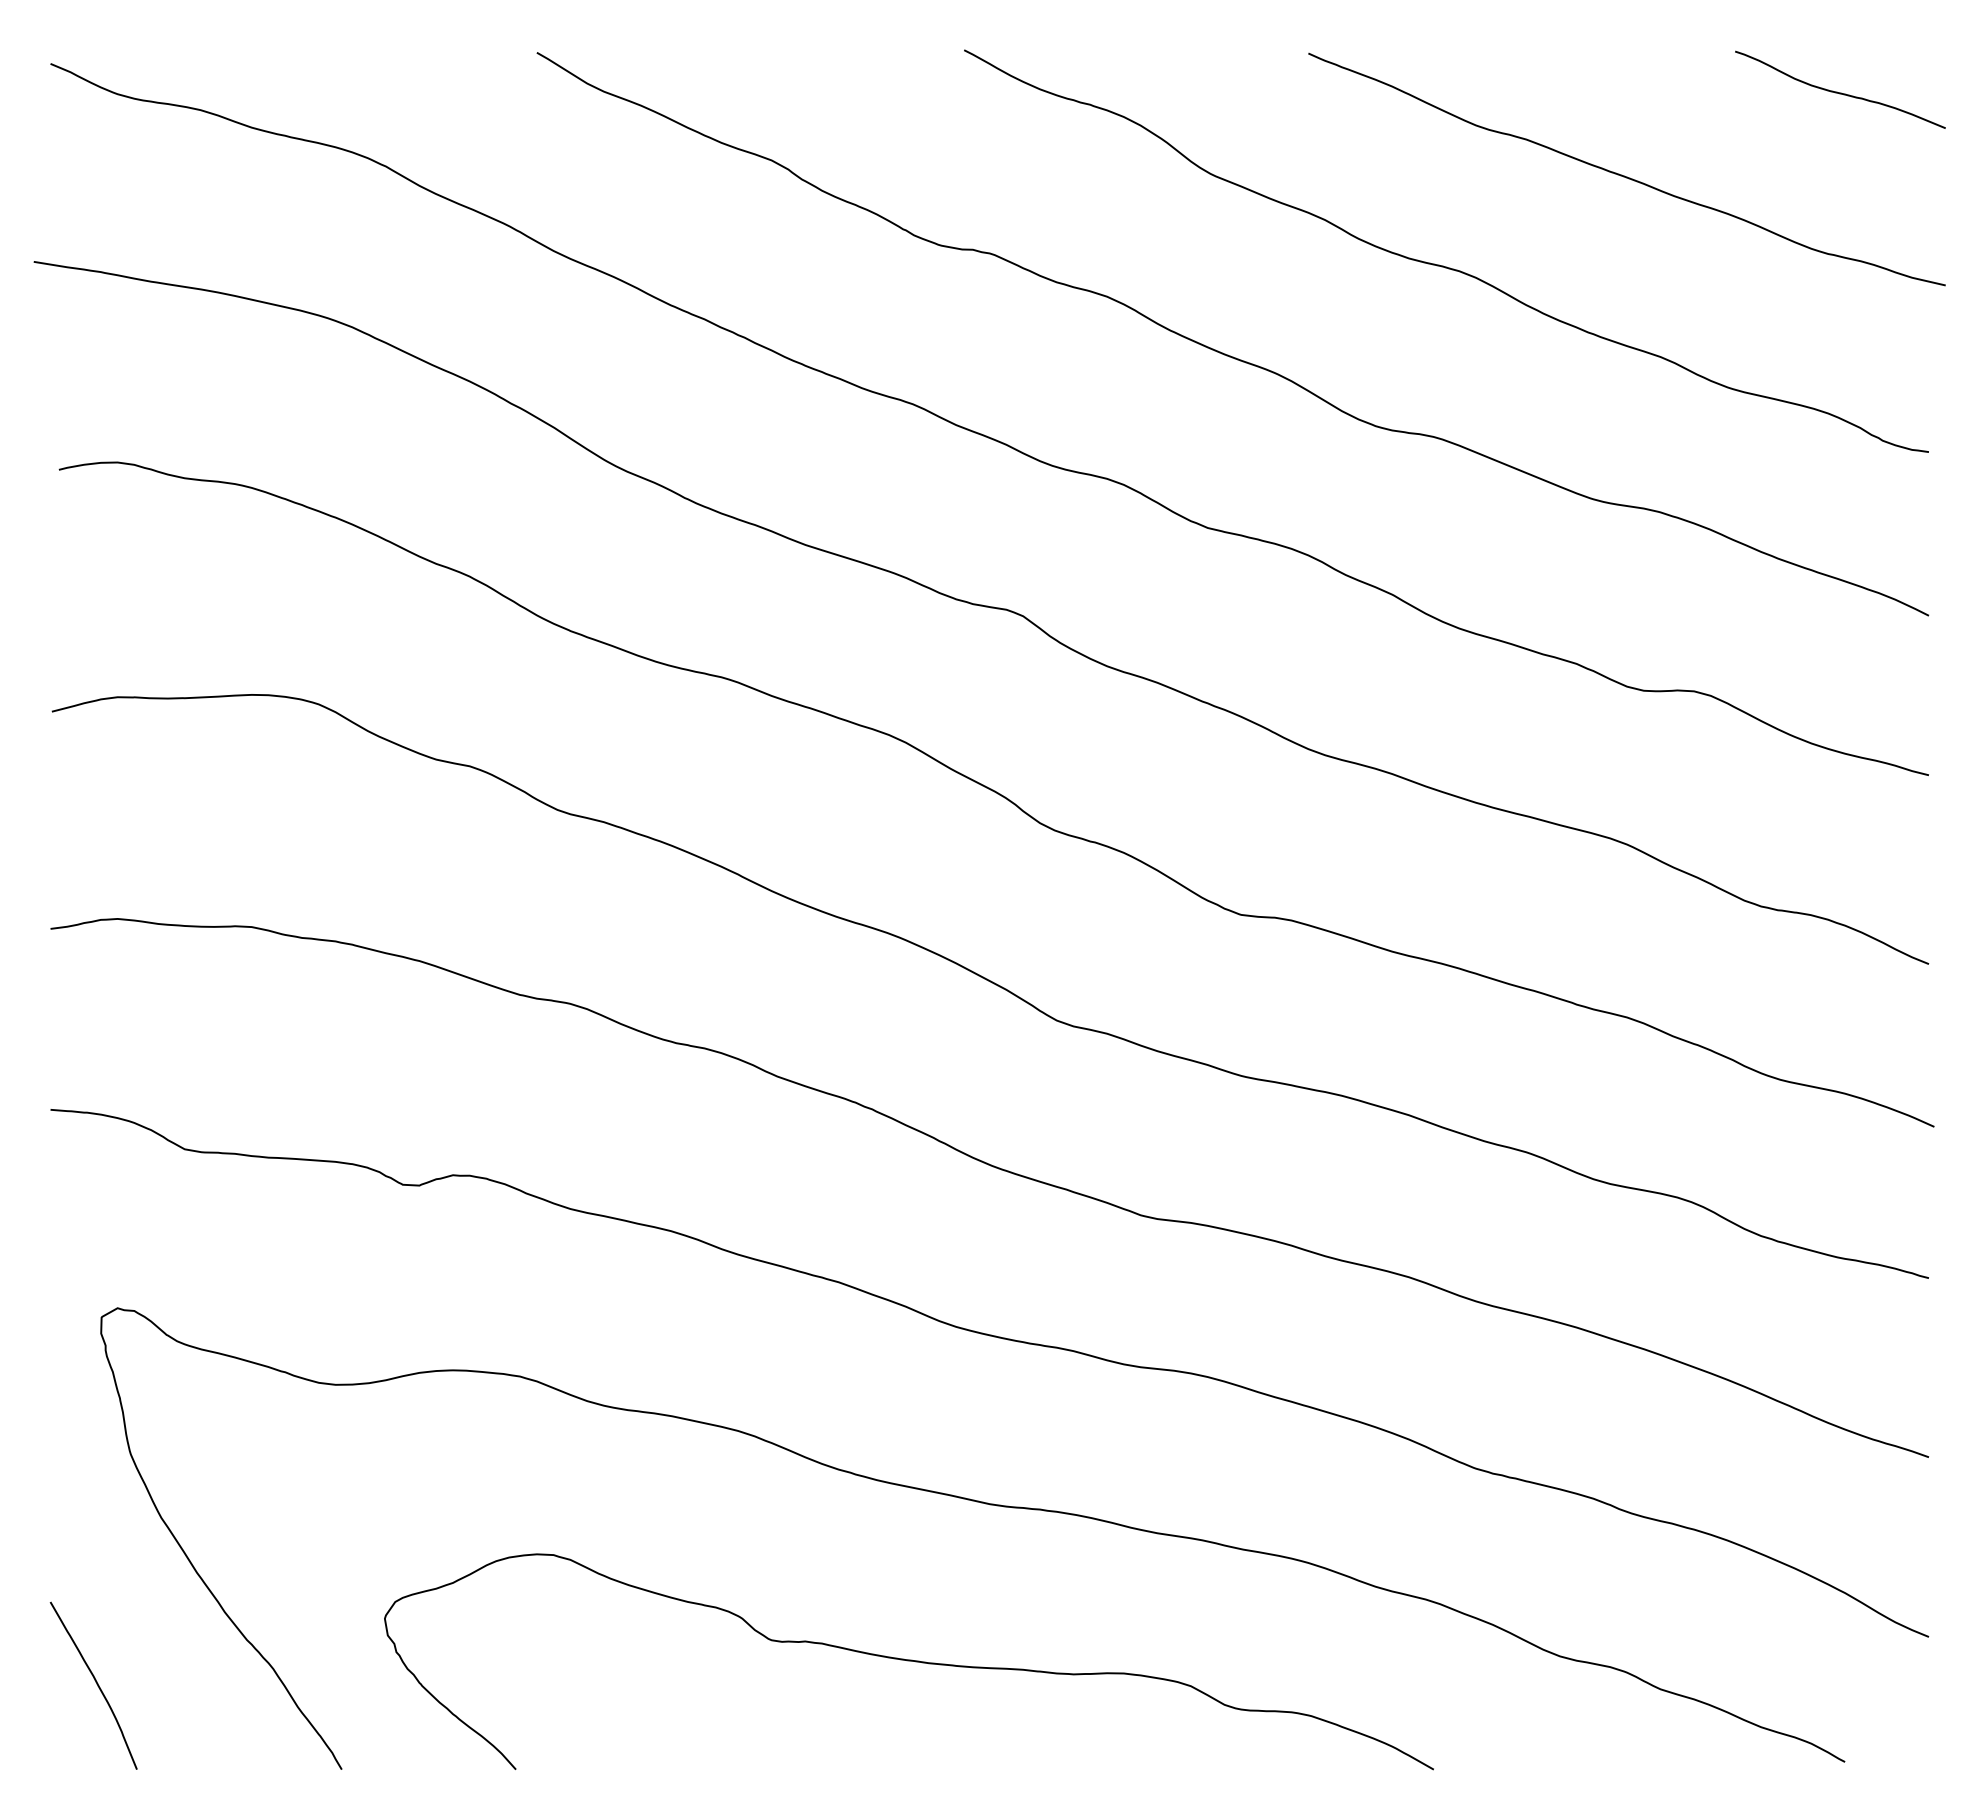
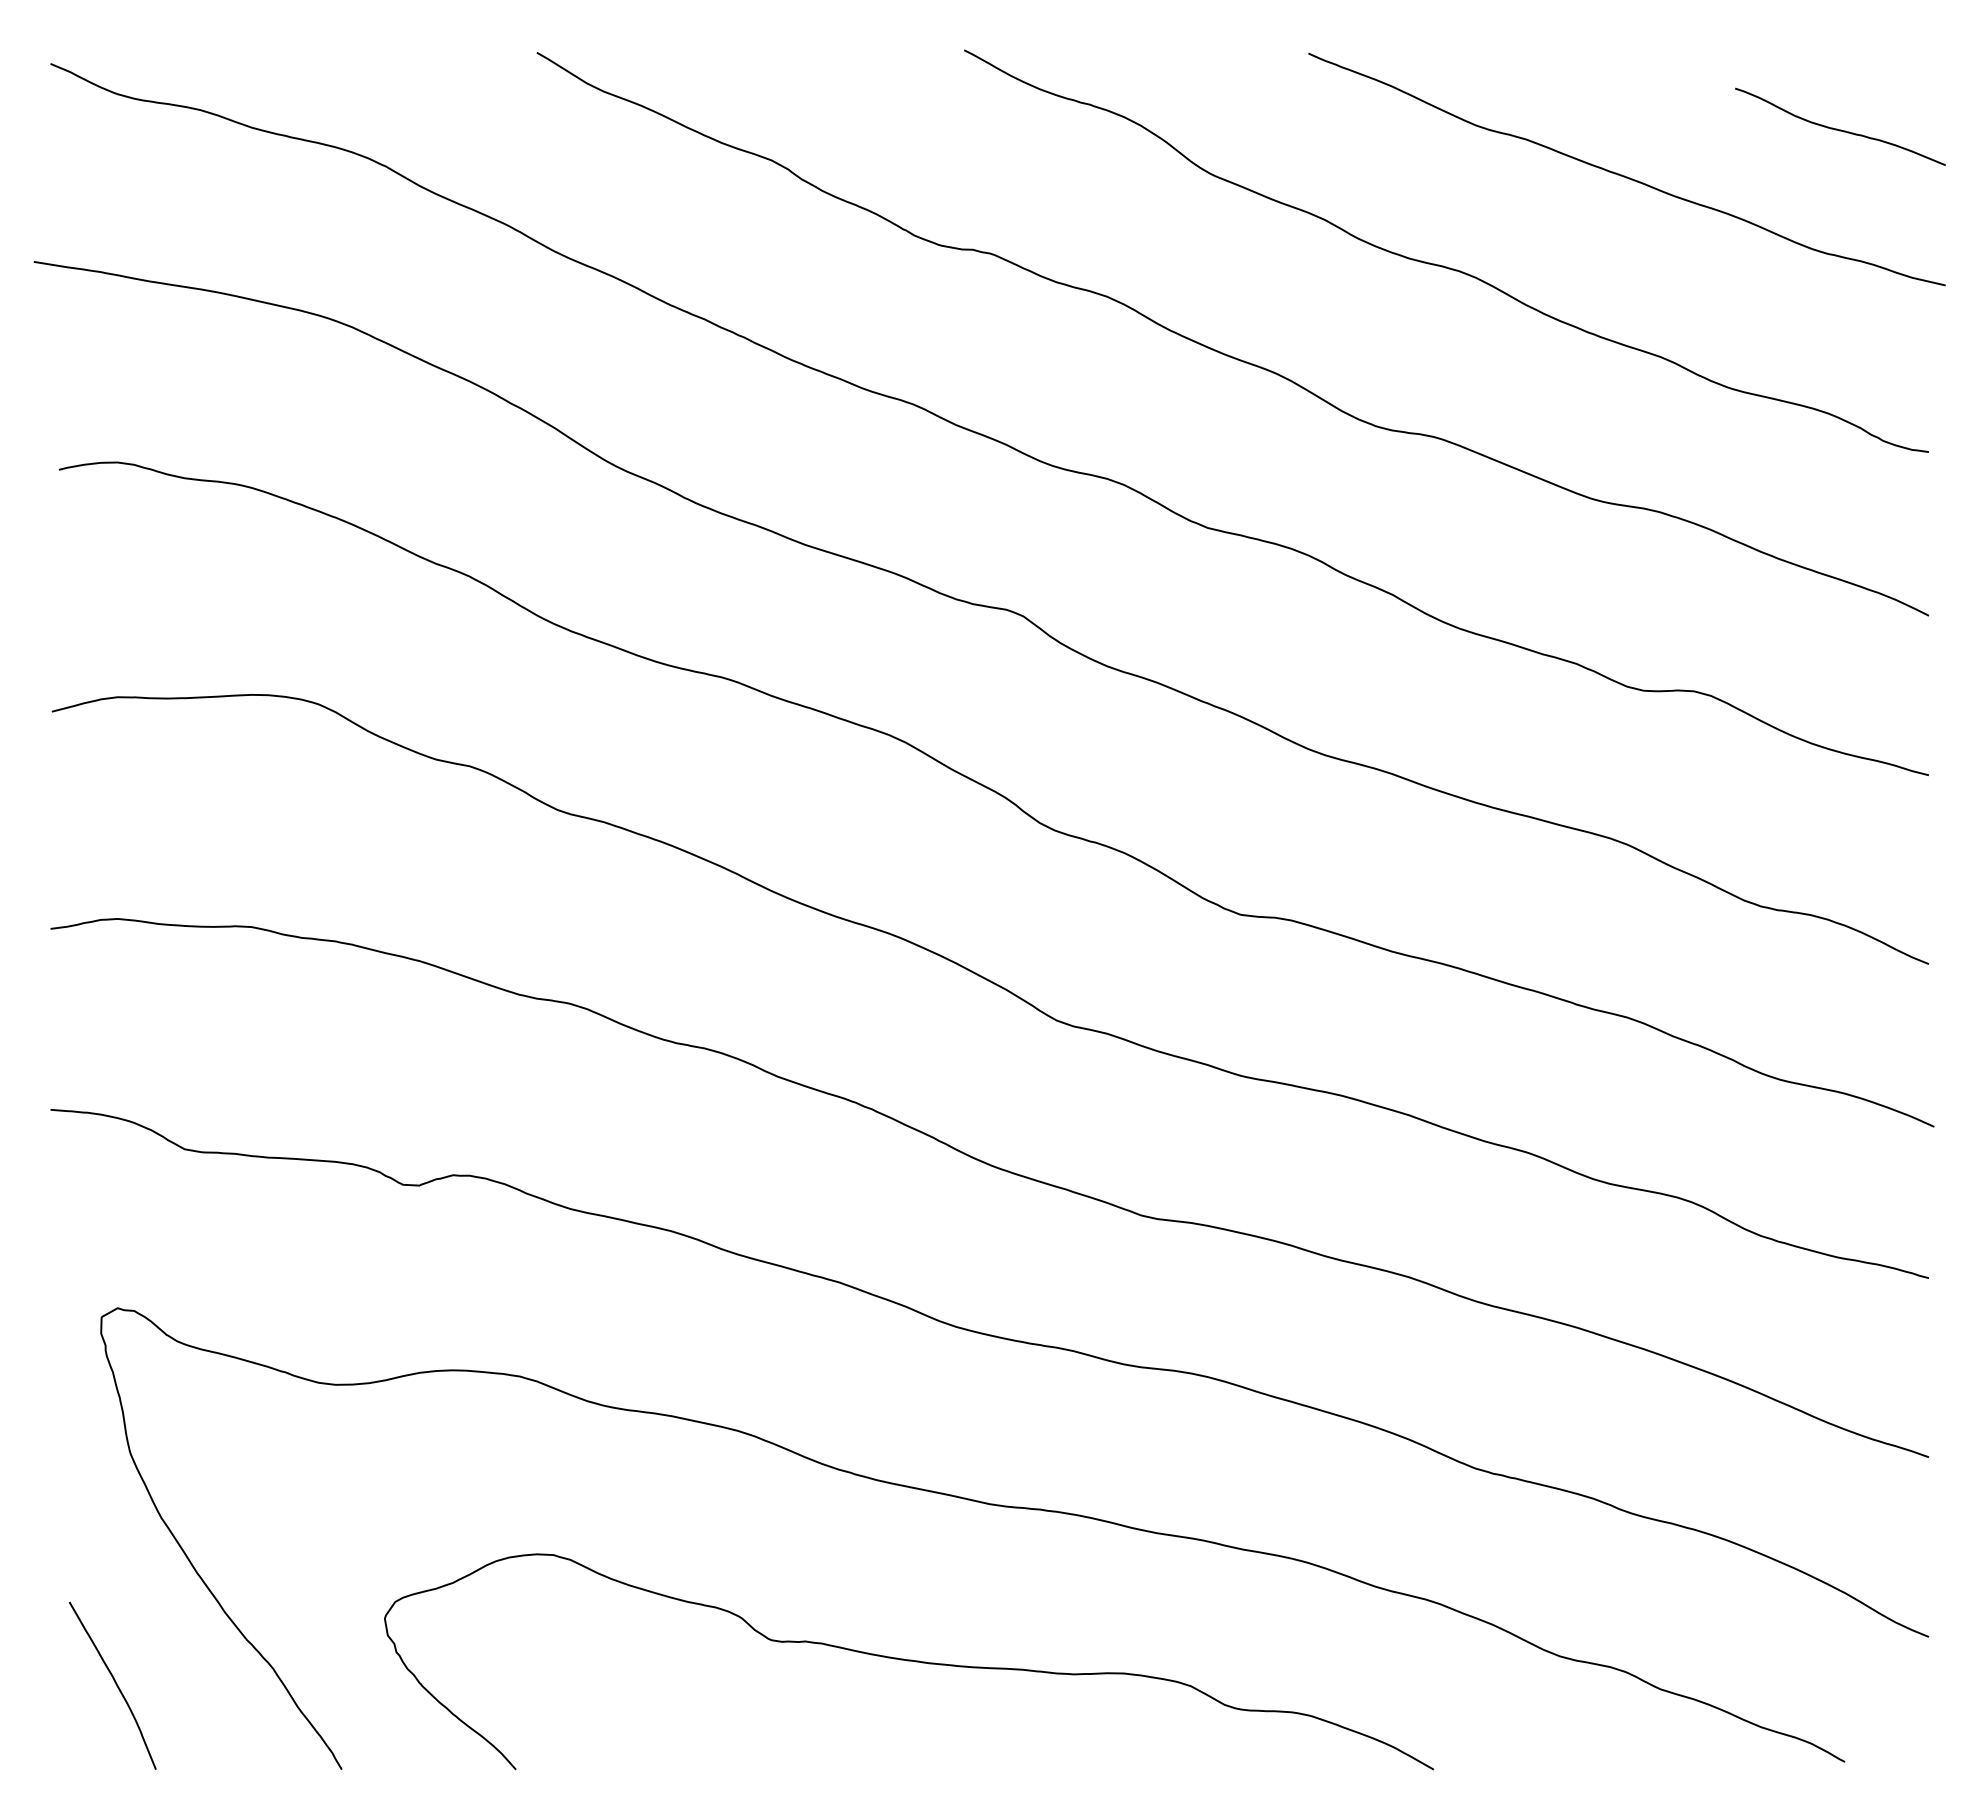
curve position: (1840, 92) -> (1840, 129) (1840, 129)
curve position: (96, 1684) -> (115, 1684) (115, 1684)
